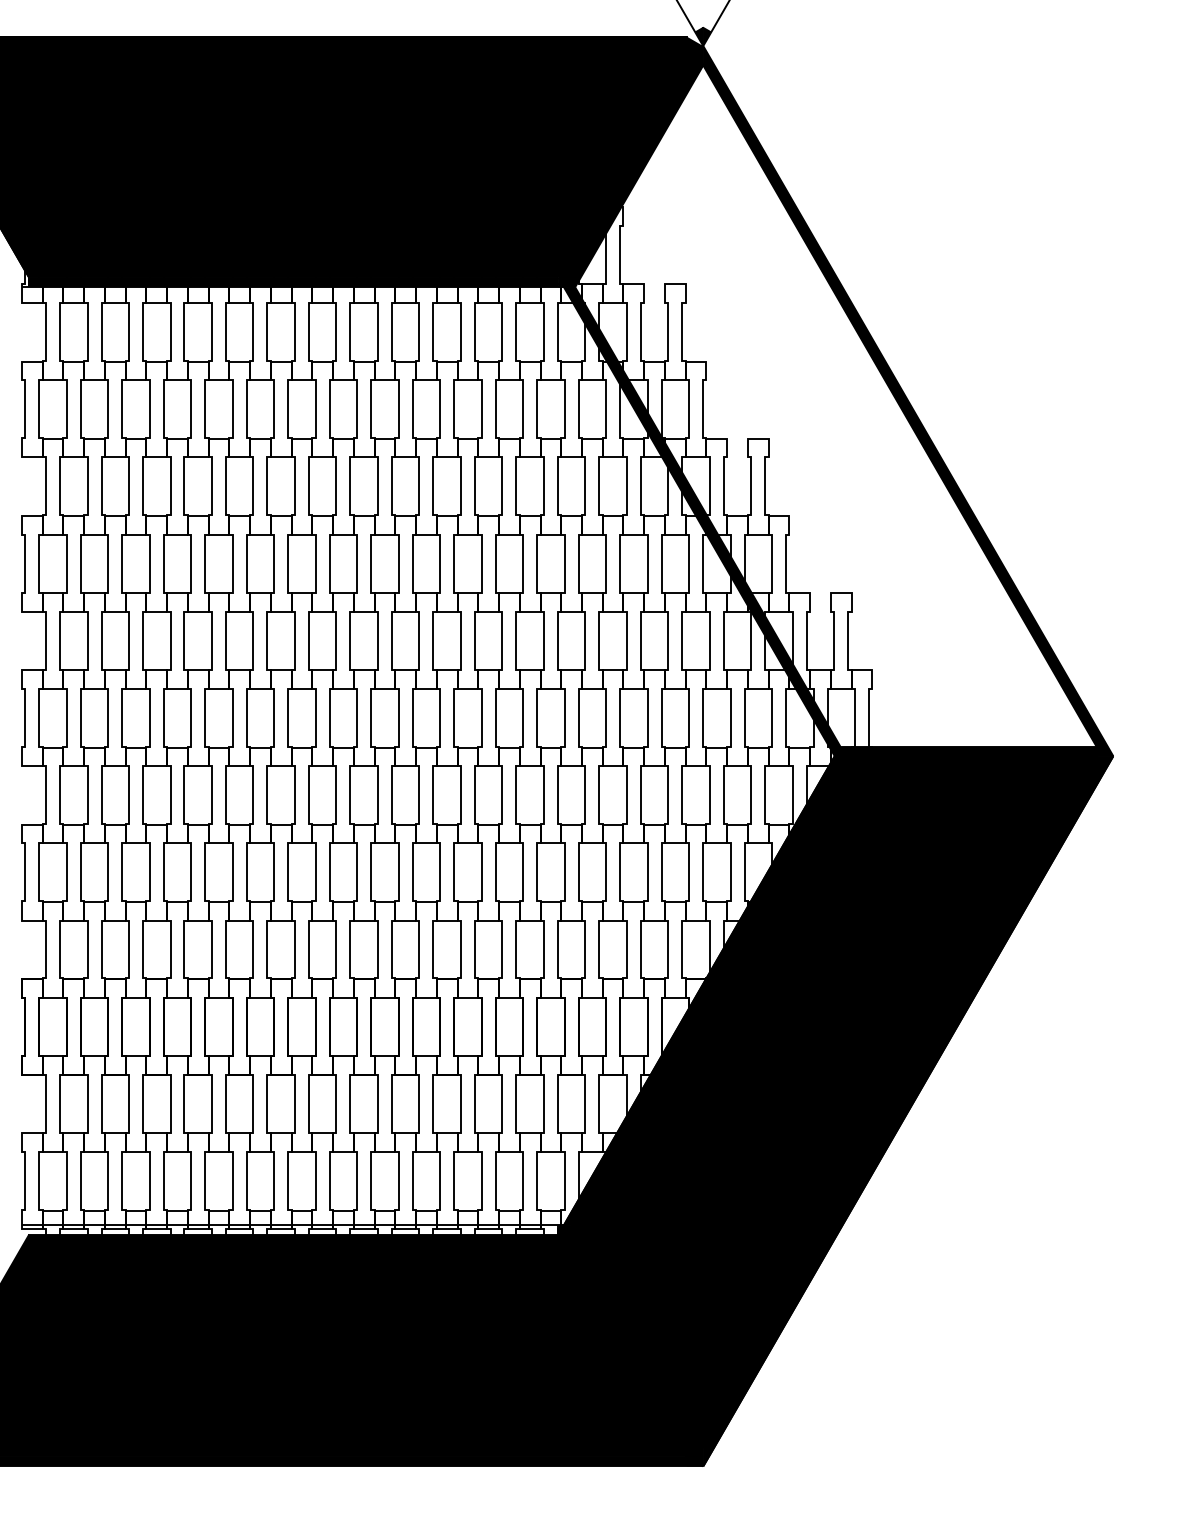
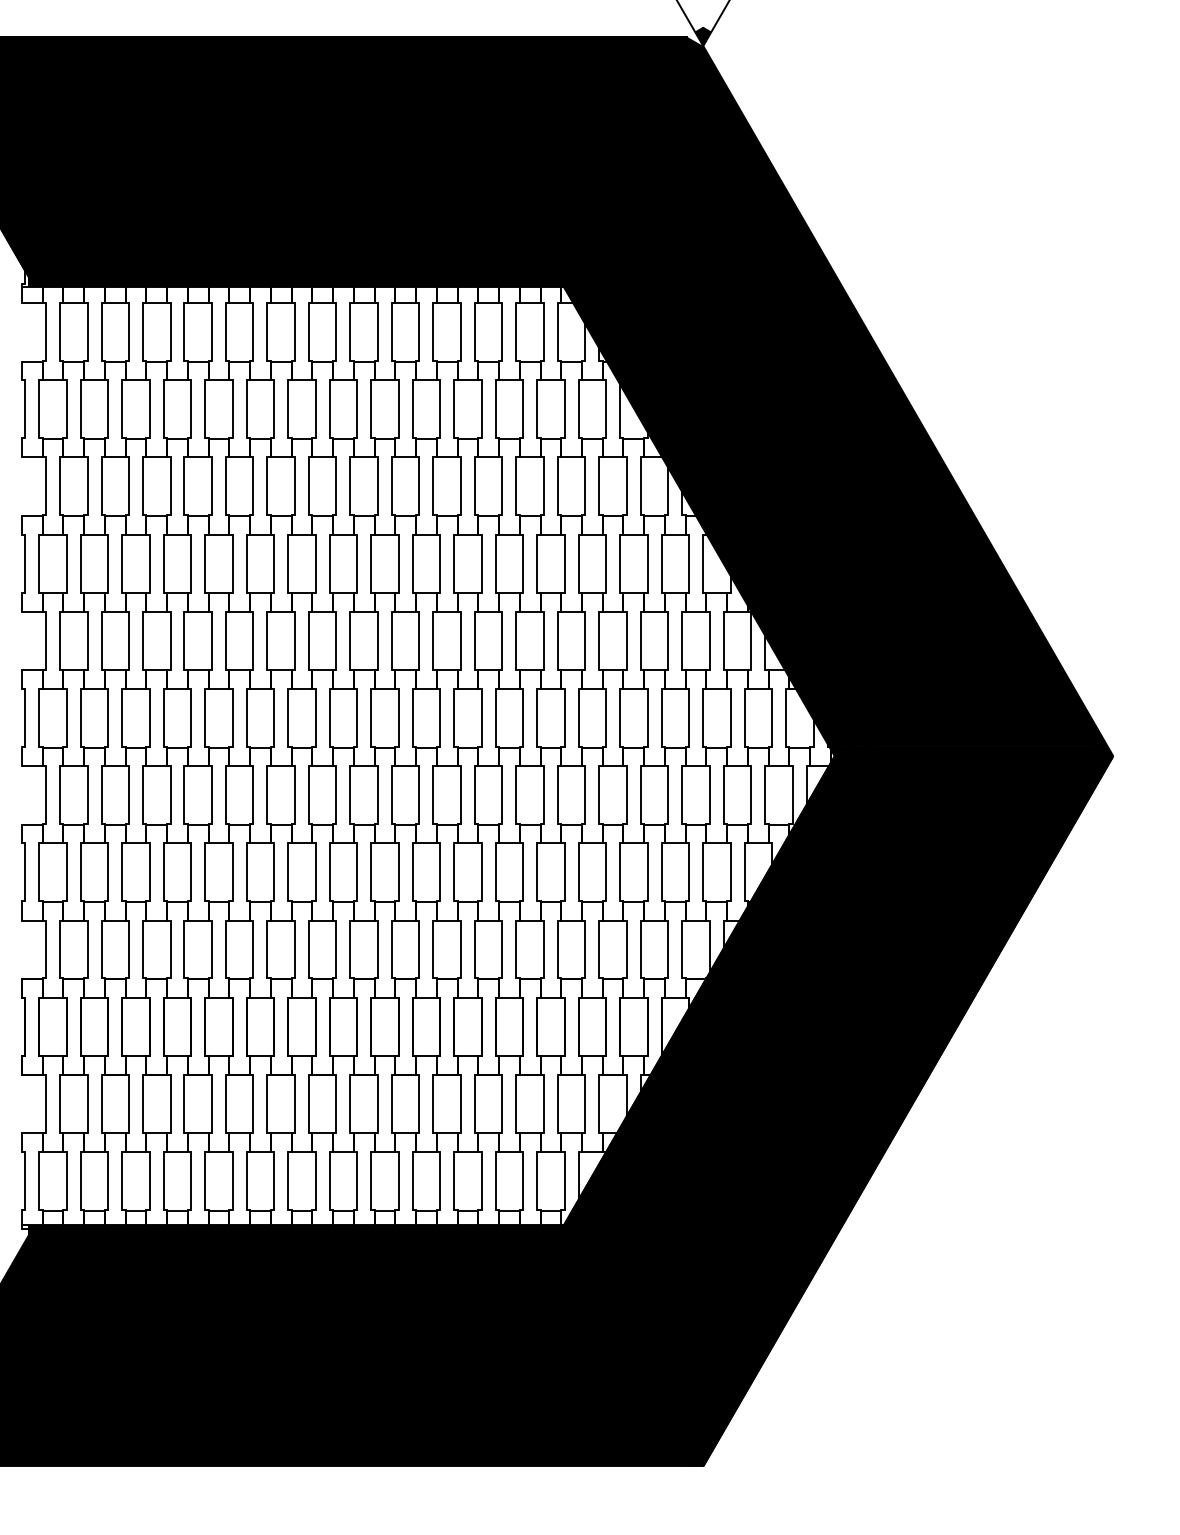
fill: none -> present (835, 405)
fill: none -> present (293, 1229)
